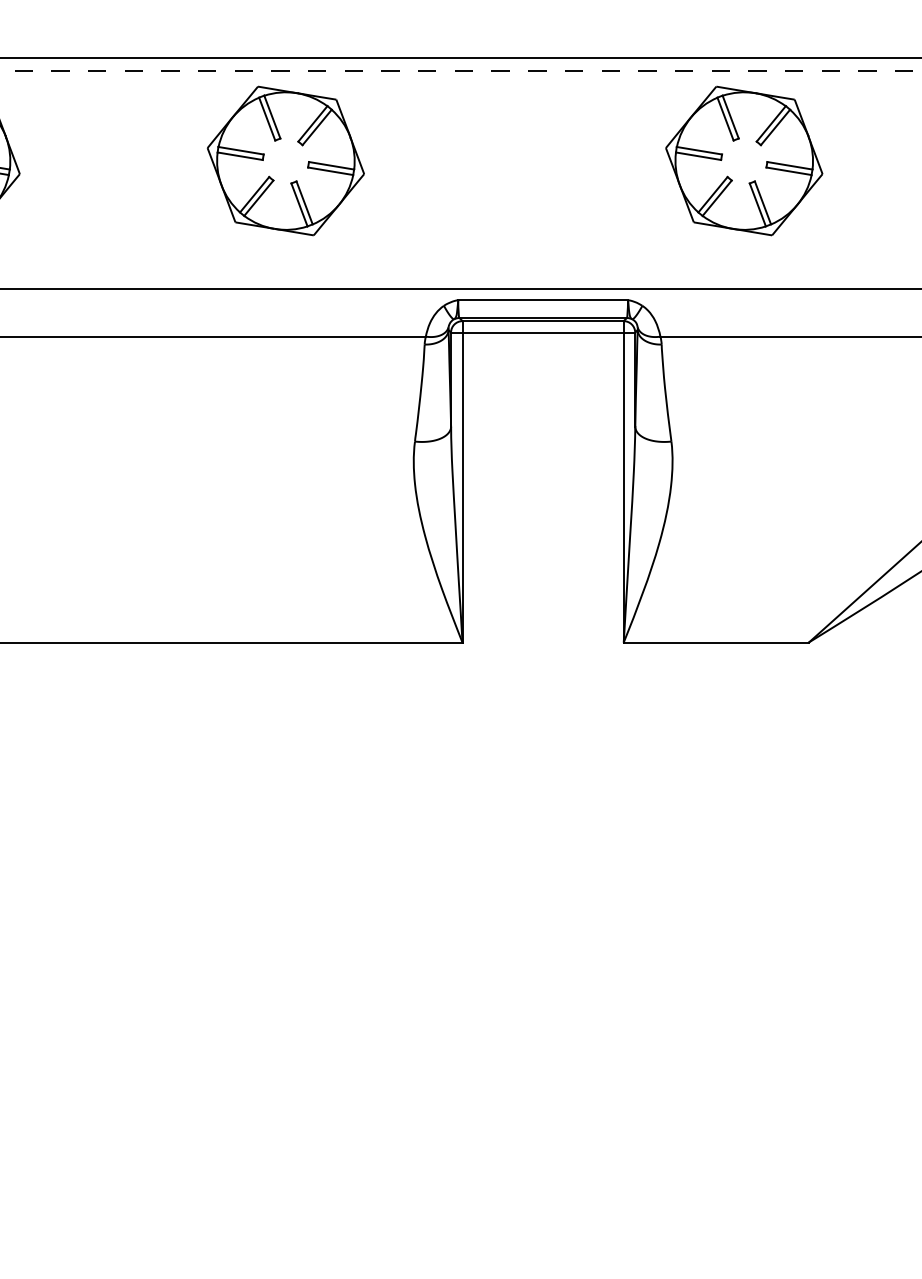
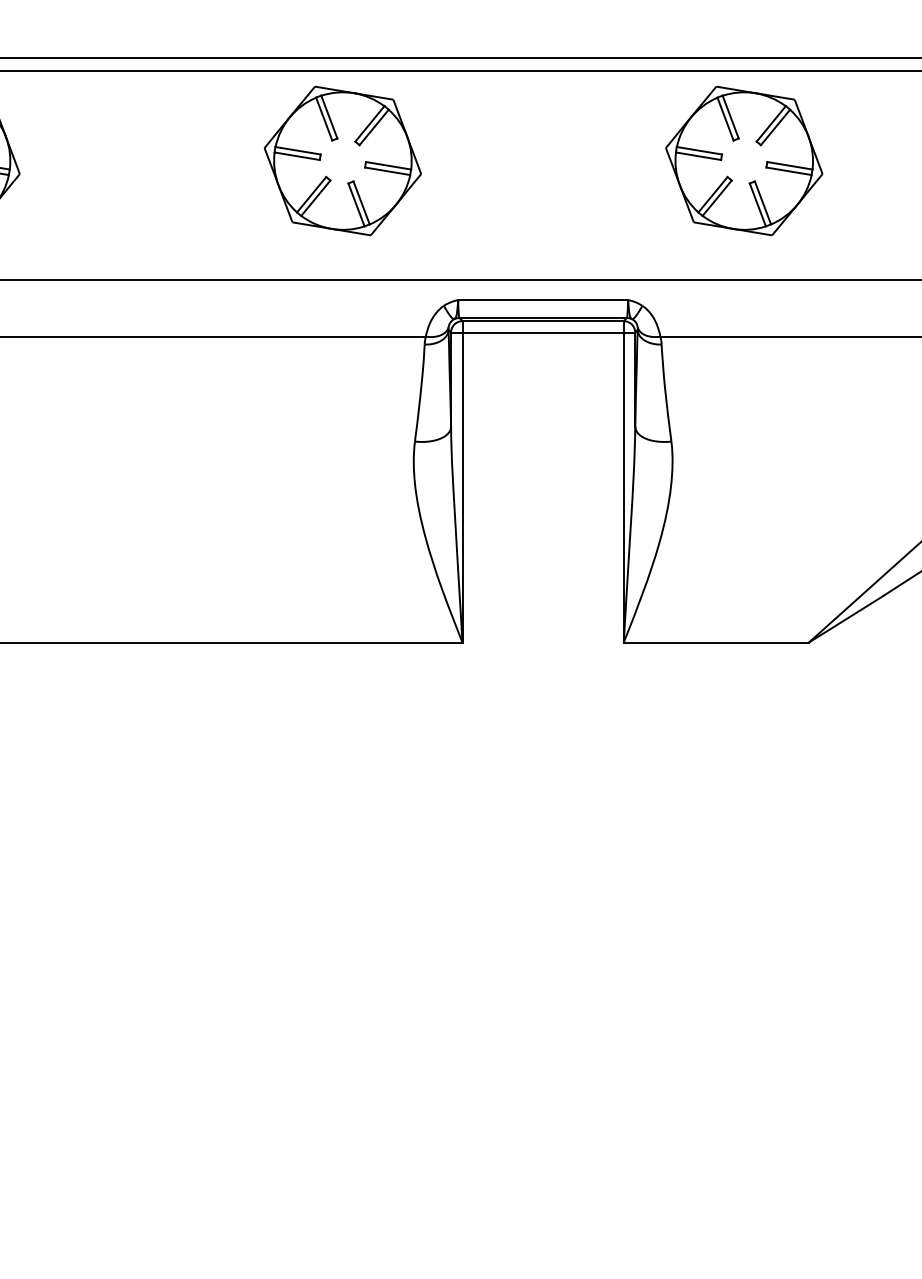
line: dashed -> solid (461, 71)
part position: (285, 160) -> (342, 160) (342, 160)
line position: (460, 288) -> (460, 279) (460, 279)
